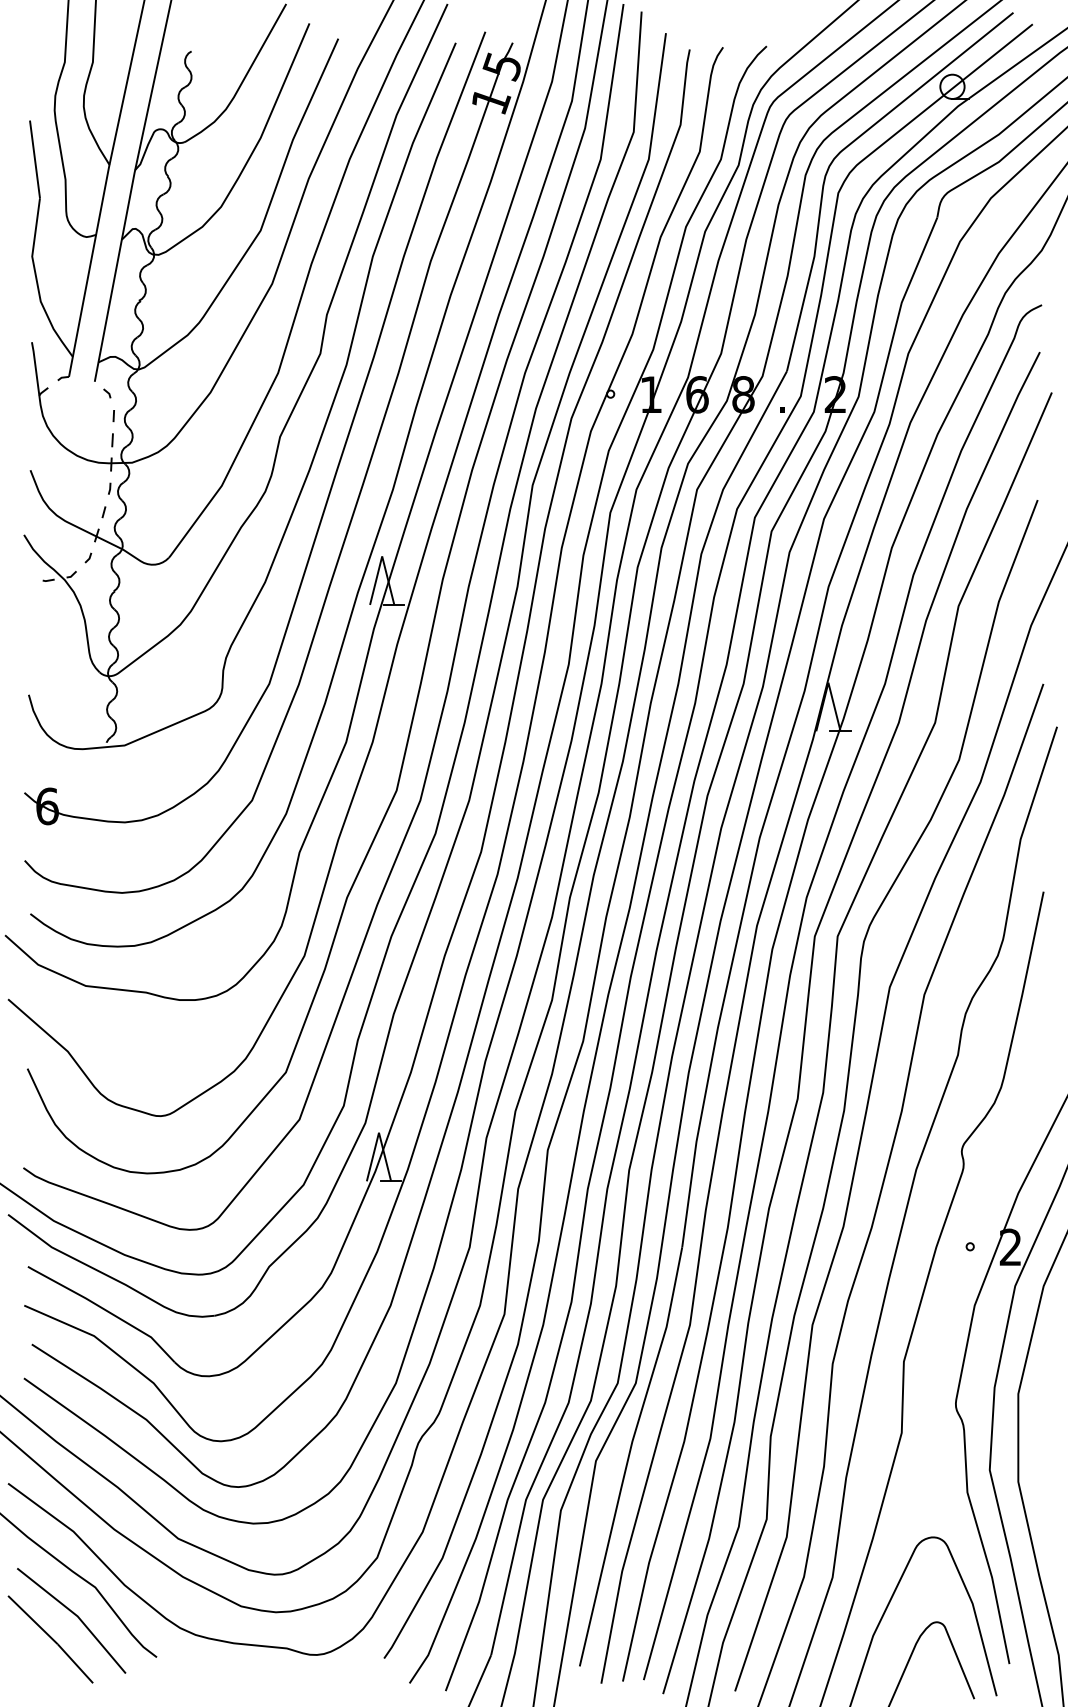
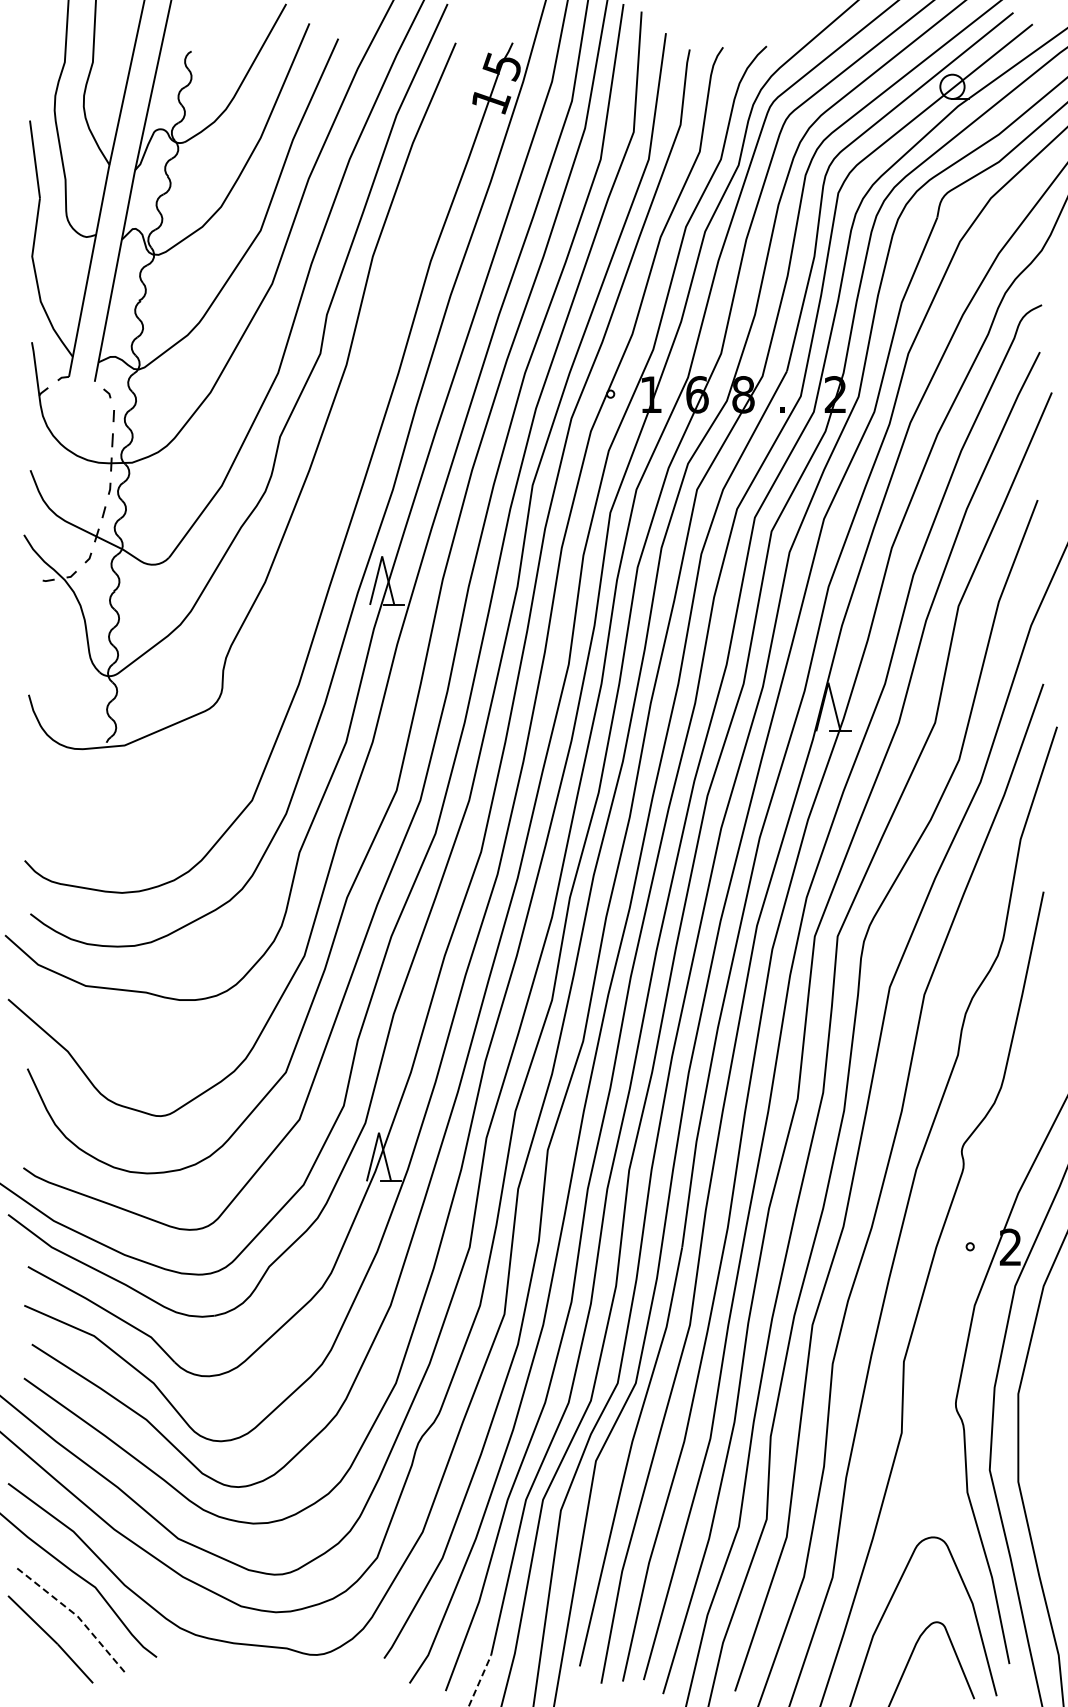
part: present -> none (340, 455)
line: solid -> dashed (76, 1615)
line: solid -> dashed (480, 1680)
